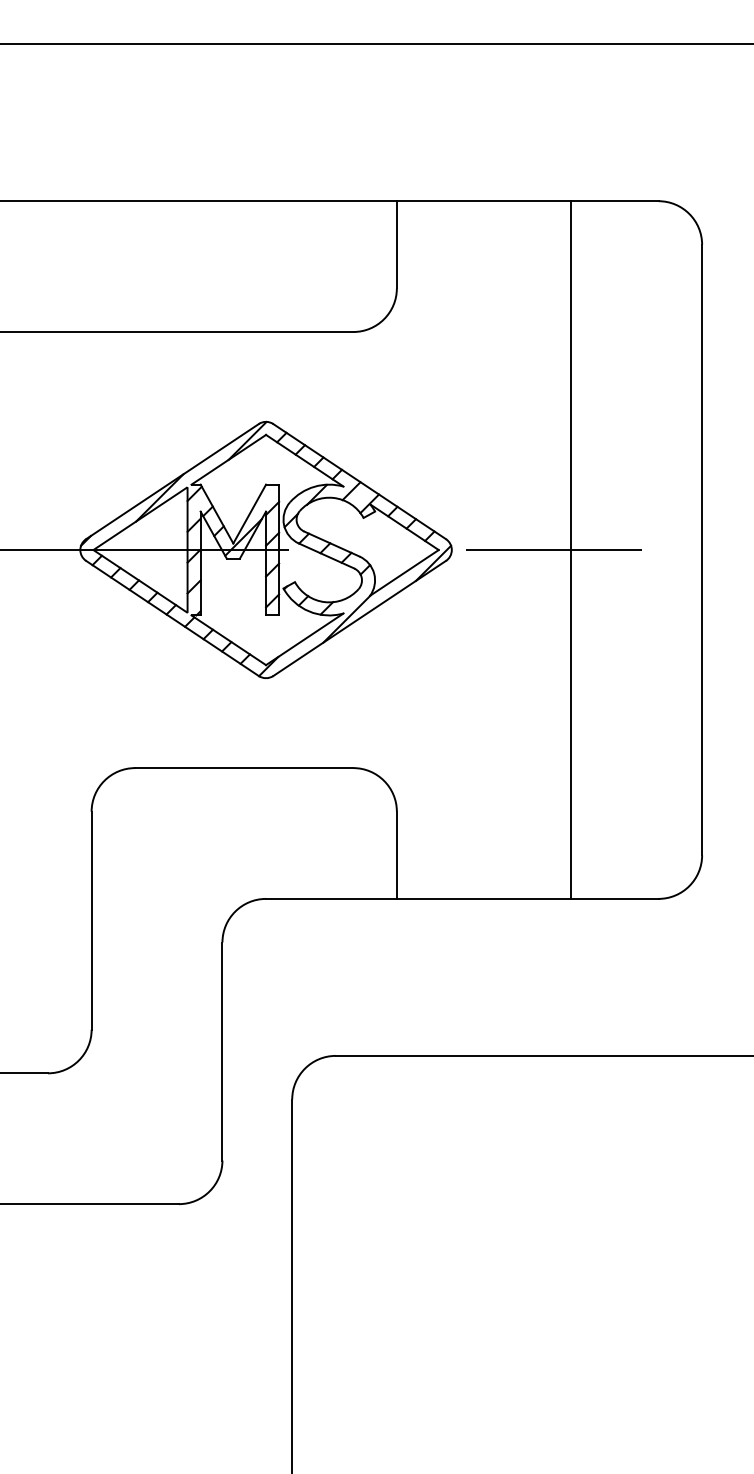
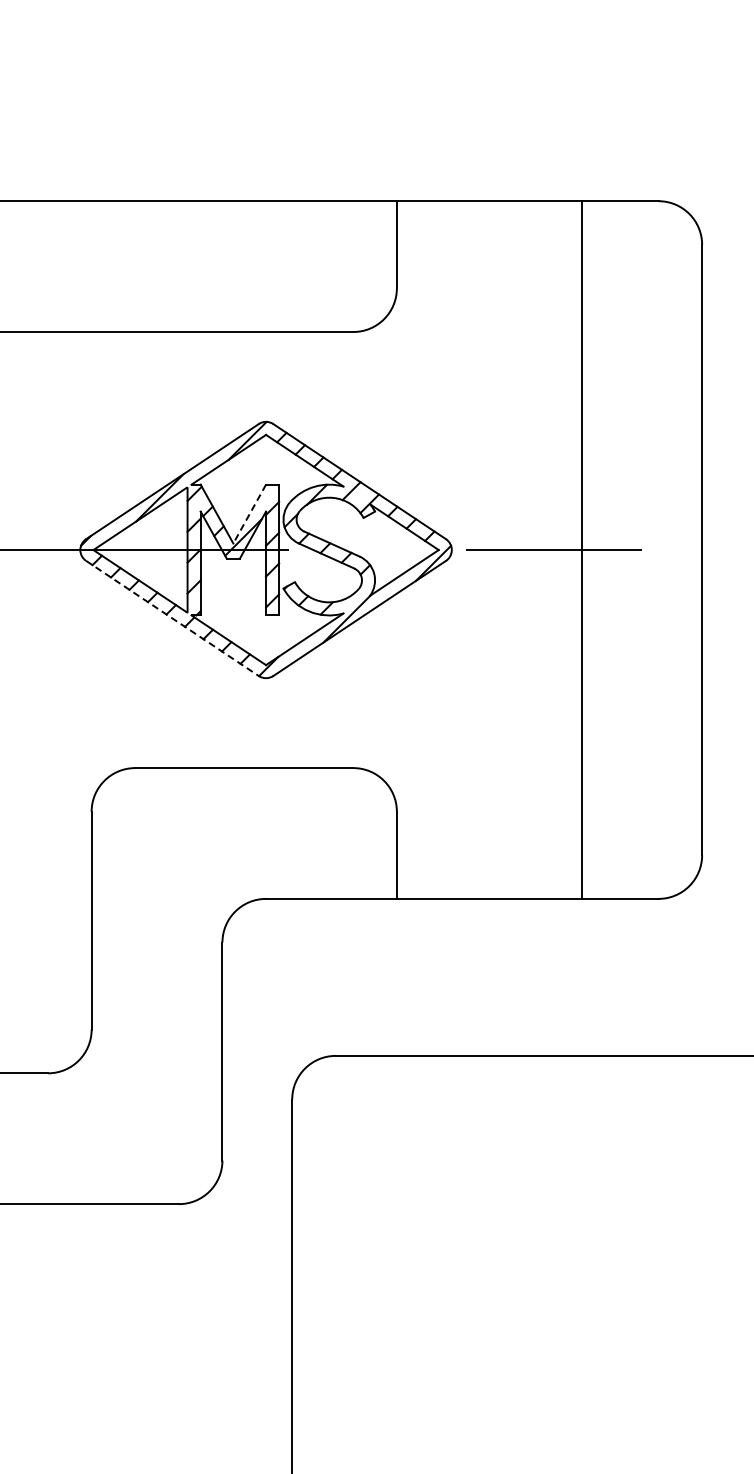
line: present -> none (376, 44)
line: solid -> dashed (249, 514)
line position: (571, 549) -> (582, 549) (582, 549)
line: solid -> dashed (172, 618)
